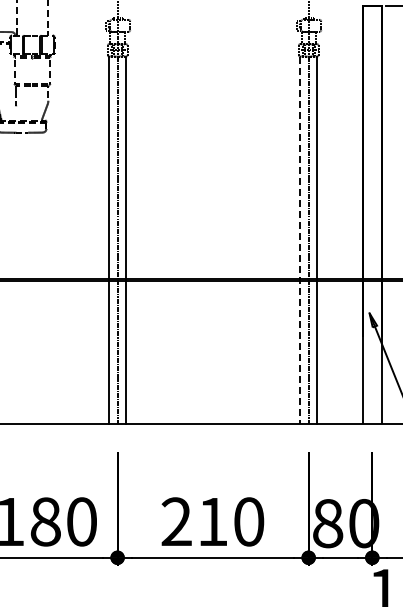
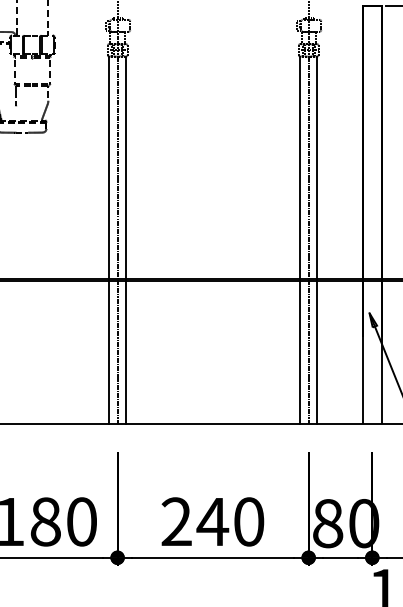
line: dashed -> solid (300, 240)
text: 210 -> 240 (212, 521)
